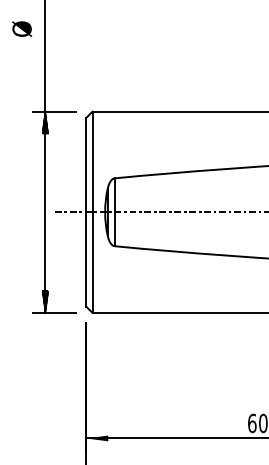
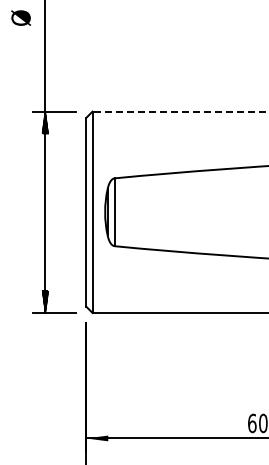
text position: (21, 28) -> (20, 17) (20, 17)
line: solid -> dashed (180, 111)
line: present -> none (159, 212)
